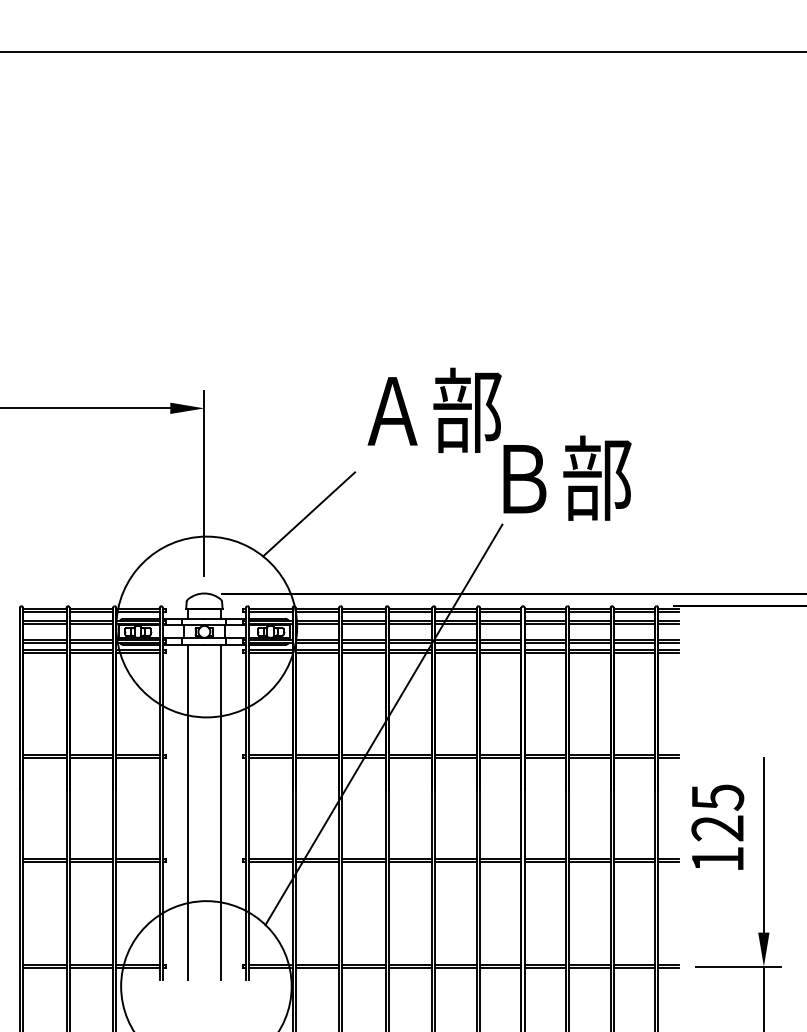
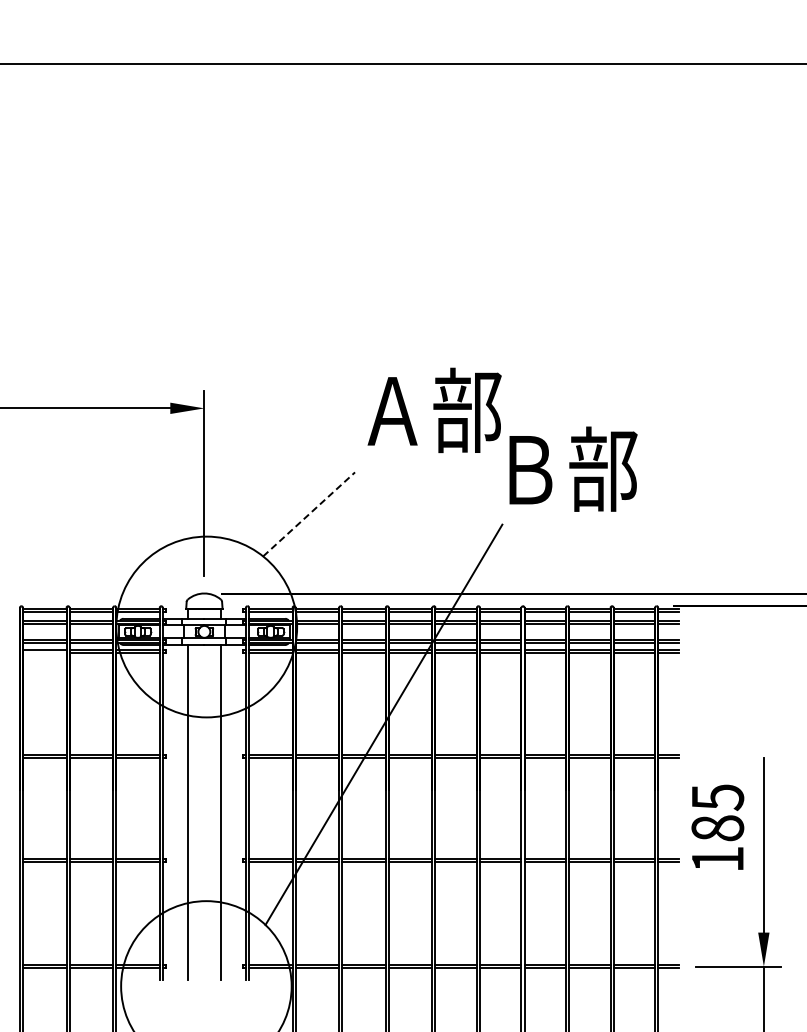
line position: (402, 52) -> (402, 64) (402, 64)
text position: (567, 477) -> (573, 468) (573, 468)
line: solid -> dashed (309, 514)
line: present -> none (44, 653)
text: 125 -> 185 (717, 828)
